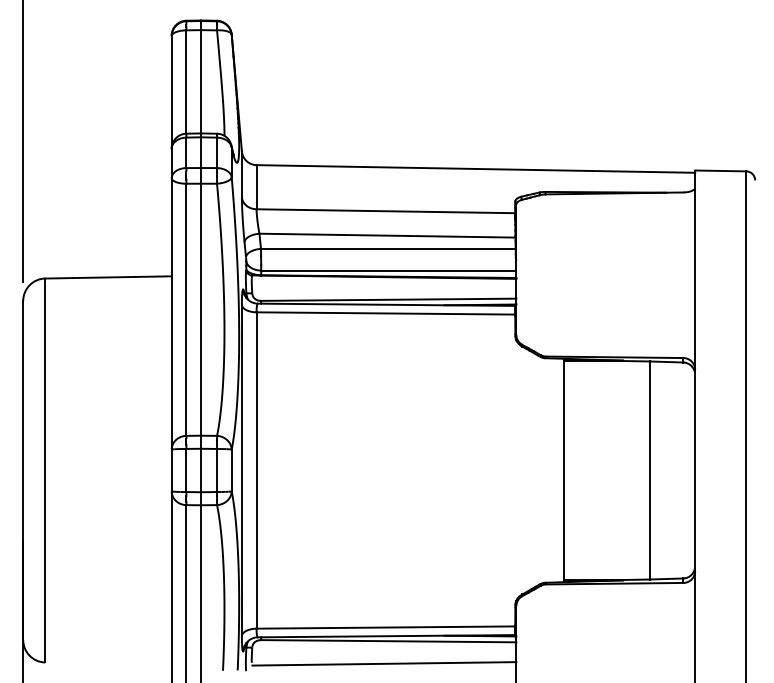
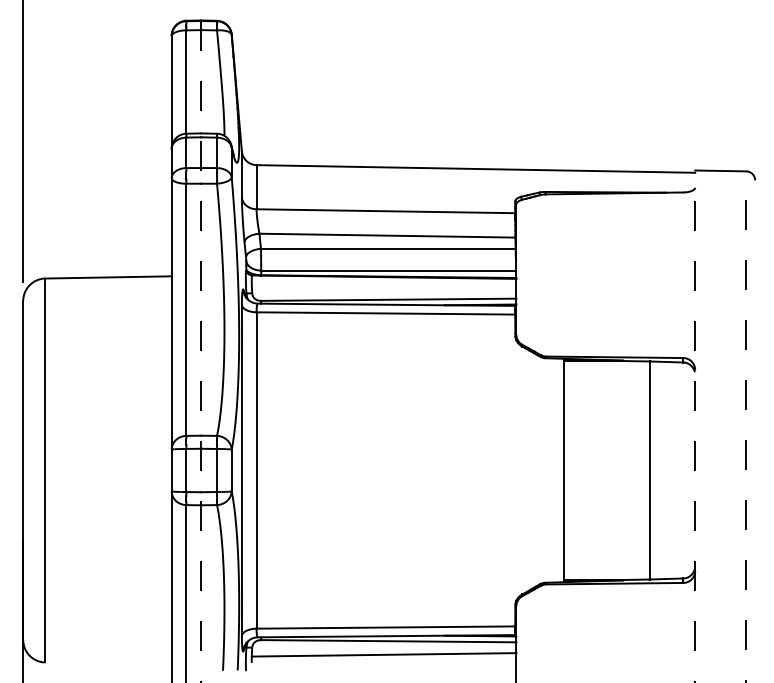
line: solid -> dashed (201, 351)
line: solid -> dashed (695, 426)
line: solid -> dashed (746, 427)
line position: (384, 663) -> (384, 654) (384, 654)
